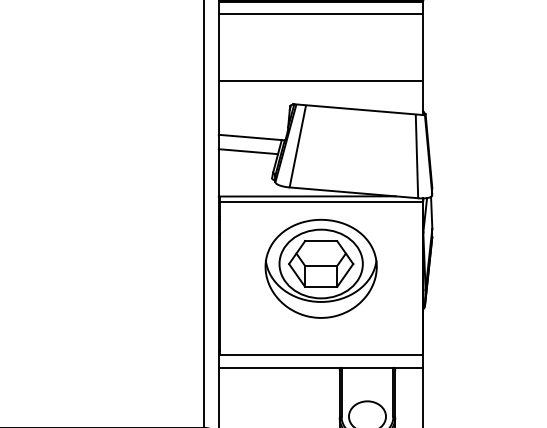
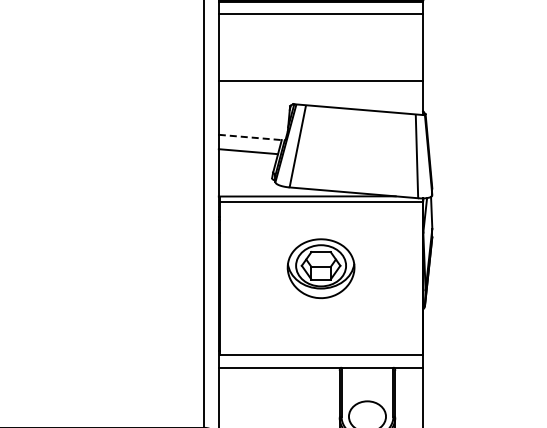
line: solid -> dashed (252, 137)
part size: 114x101 px -> 70x62 px (320, 268)
